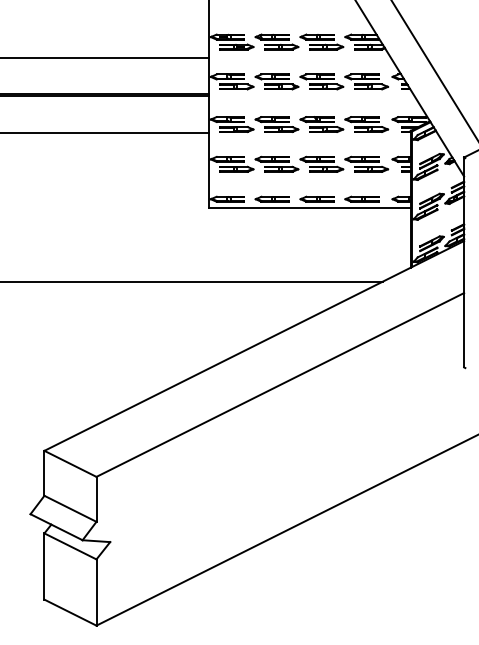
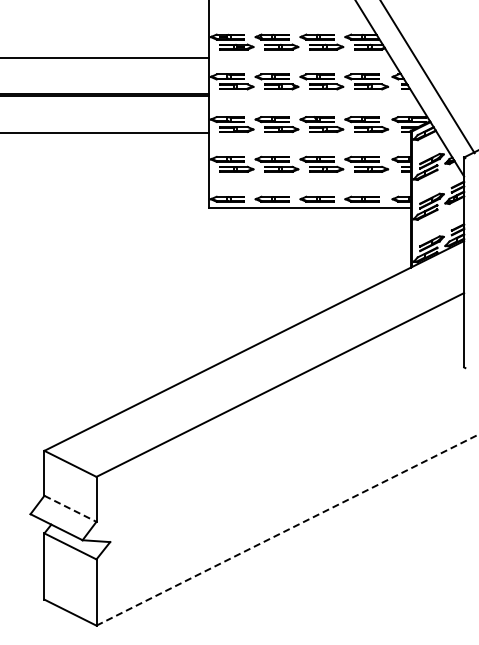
line position: (433, 69) -> (427, 77) (427, 77)
line: present -> none (192, 281)
line: solid -> dashed (70, 509)
line: solid -> dashed (287, 529)
